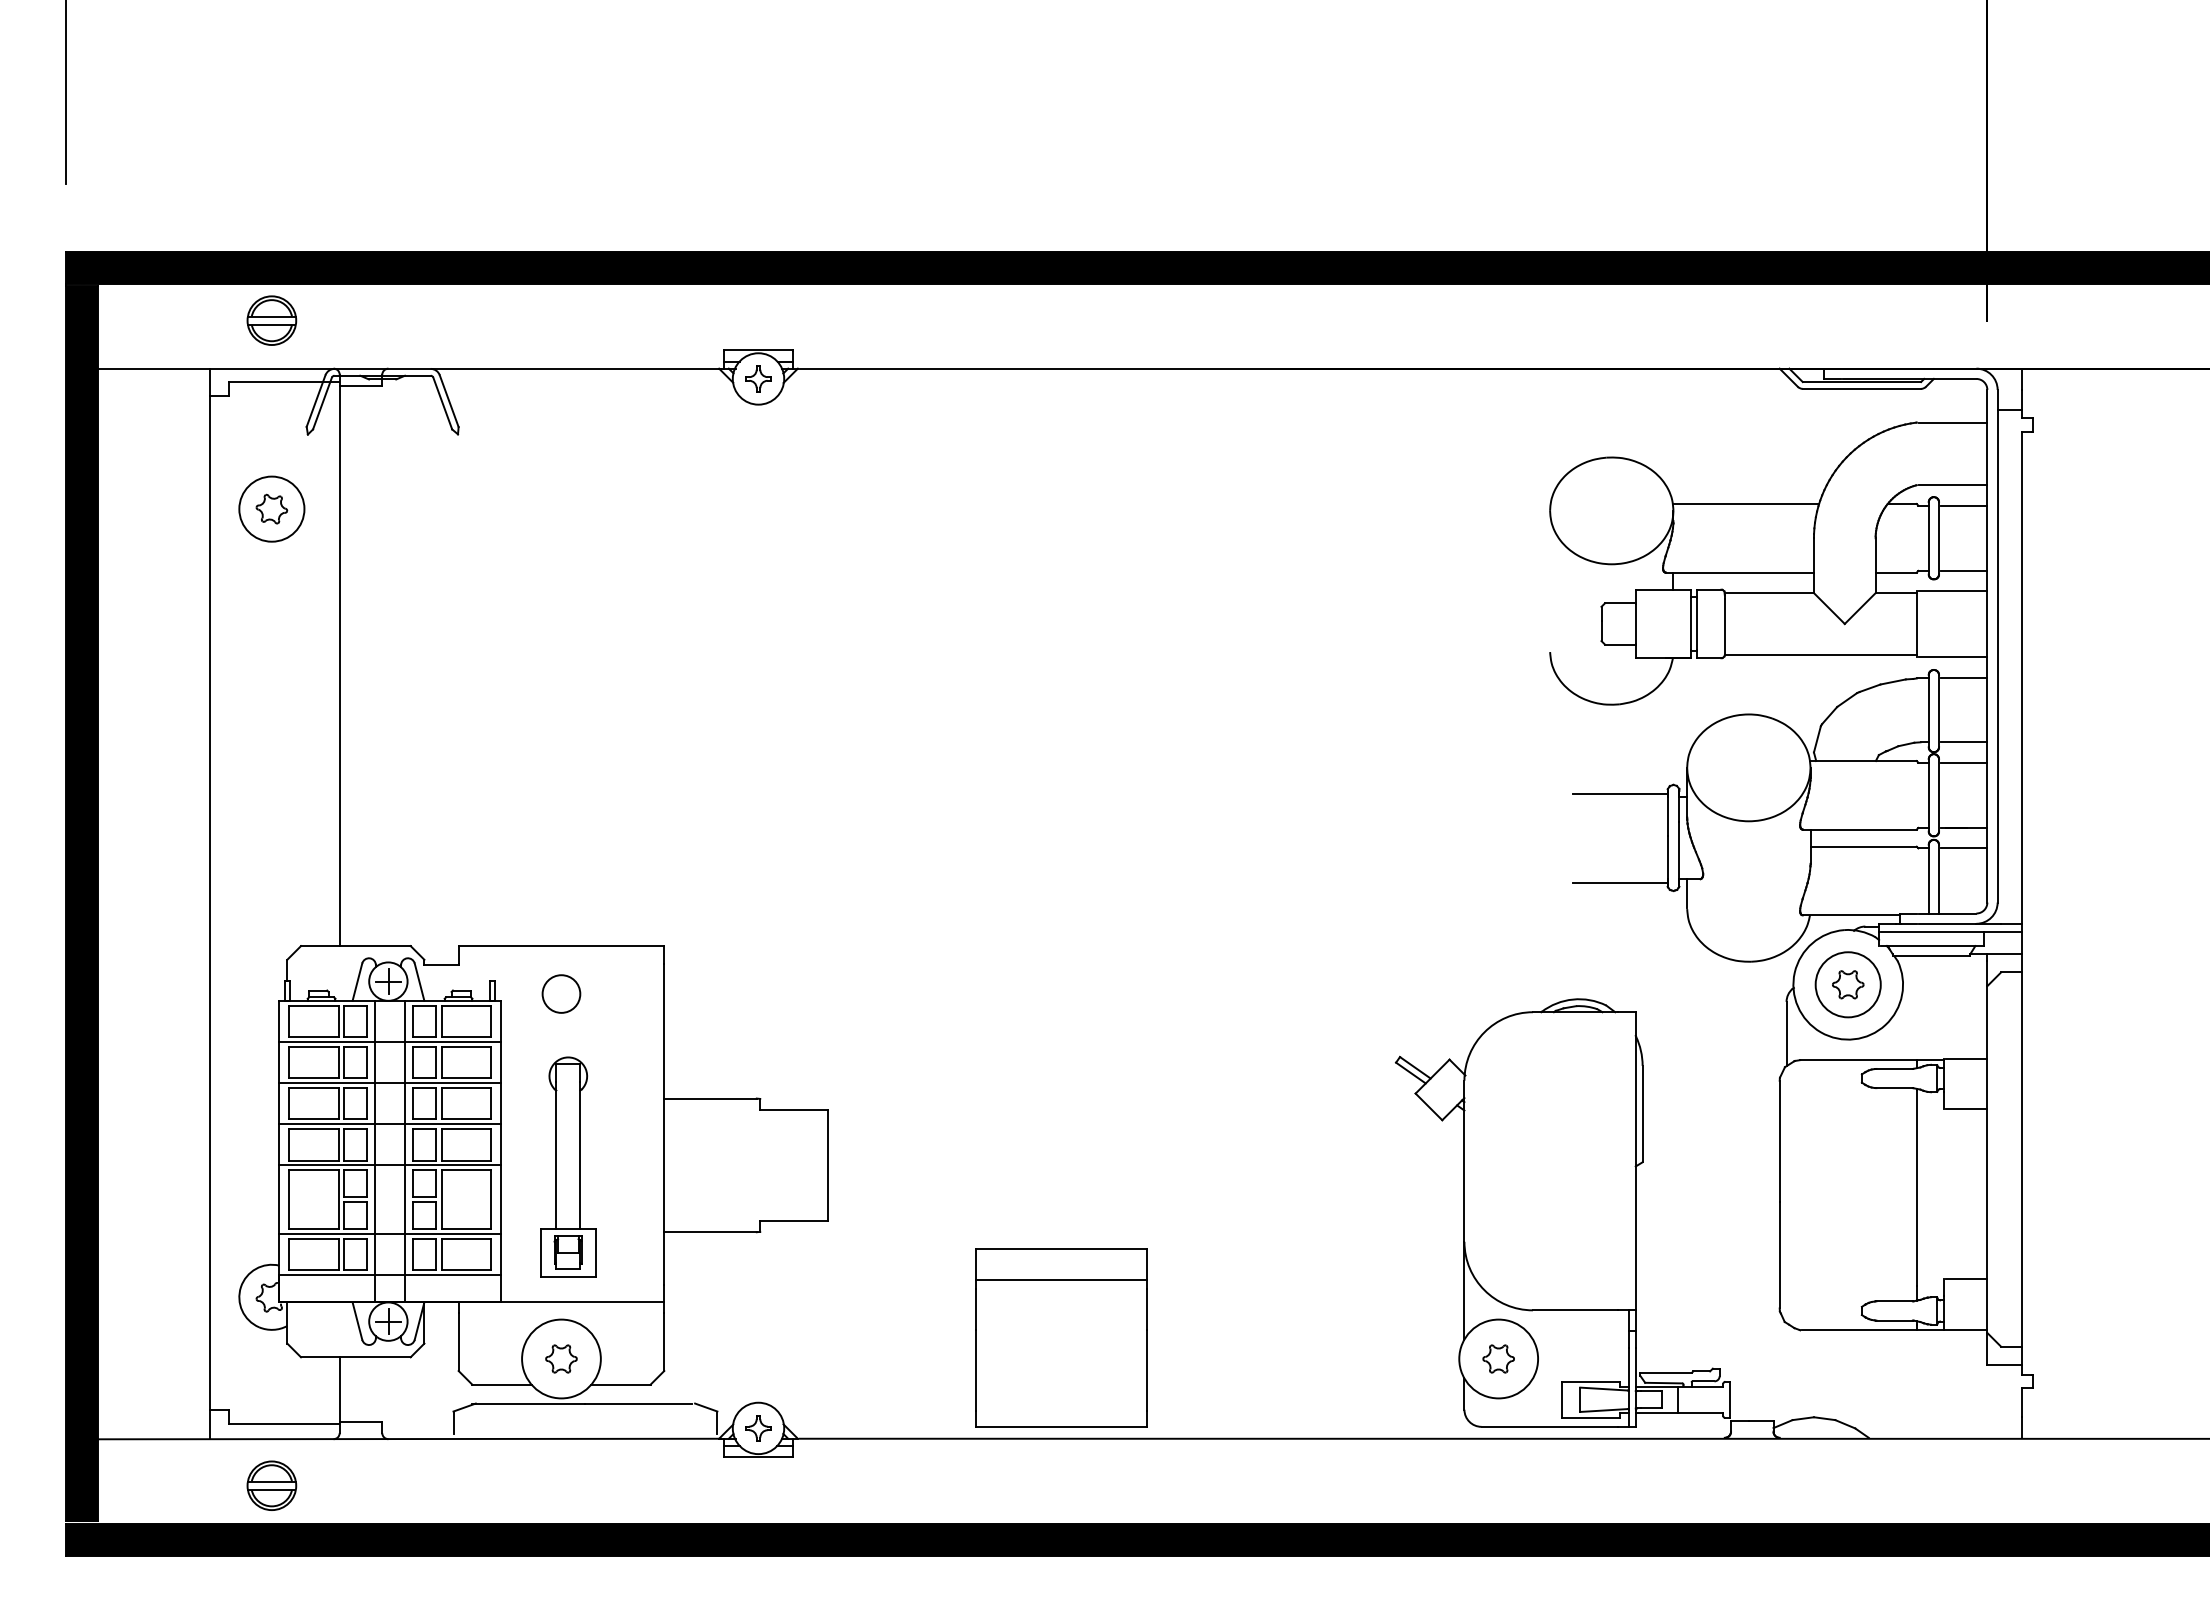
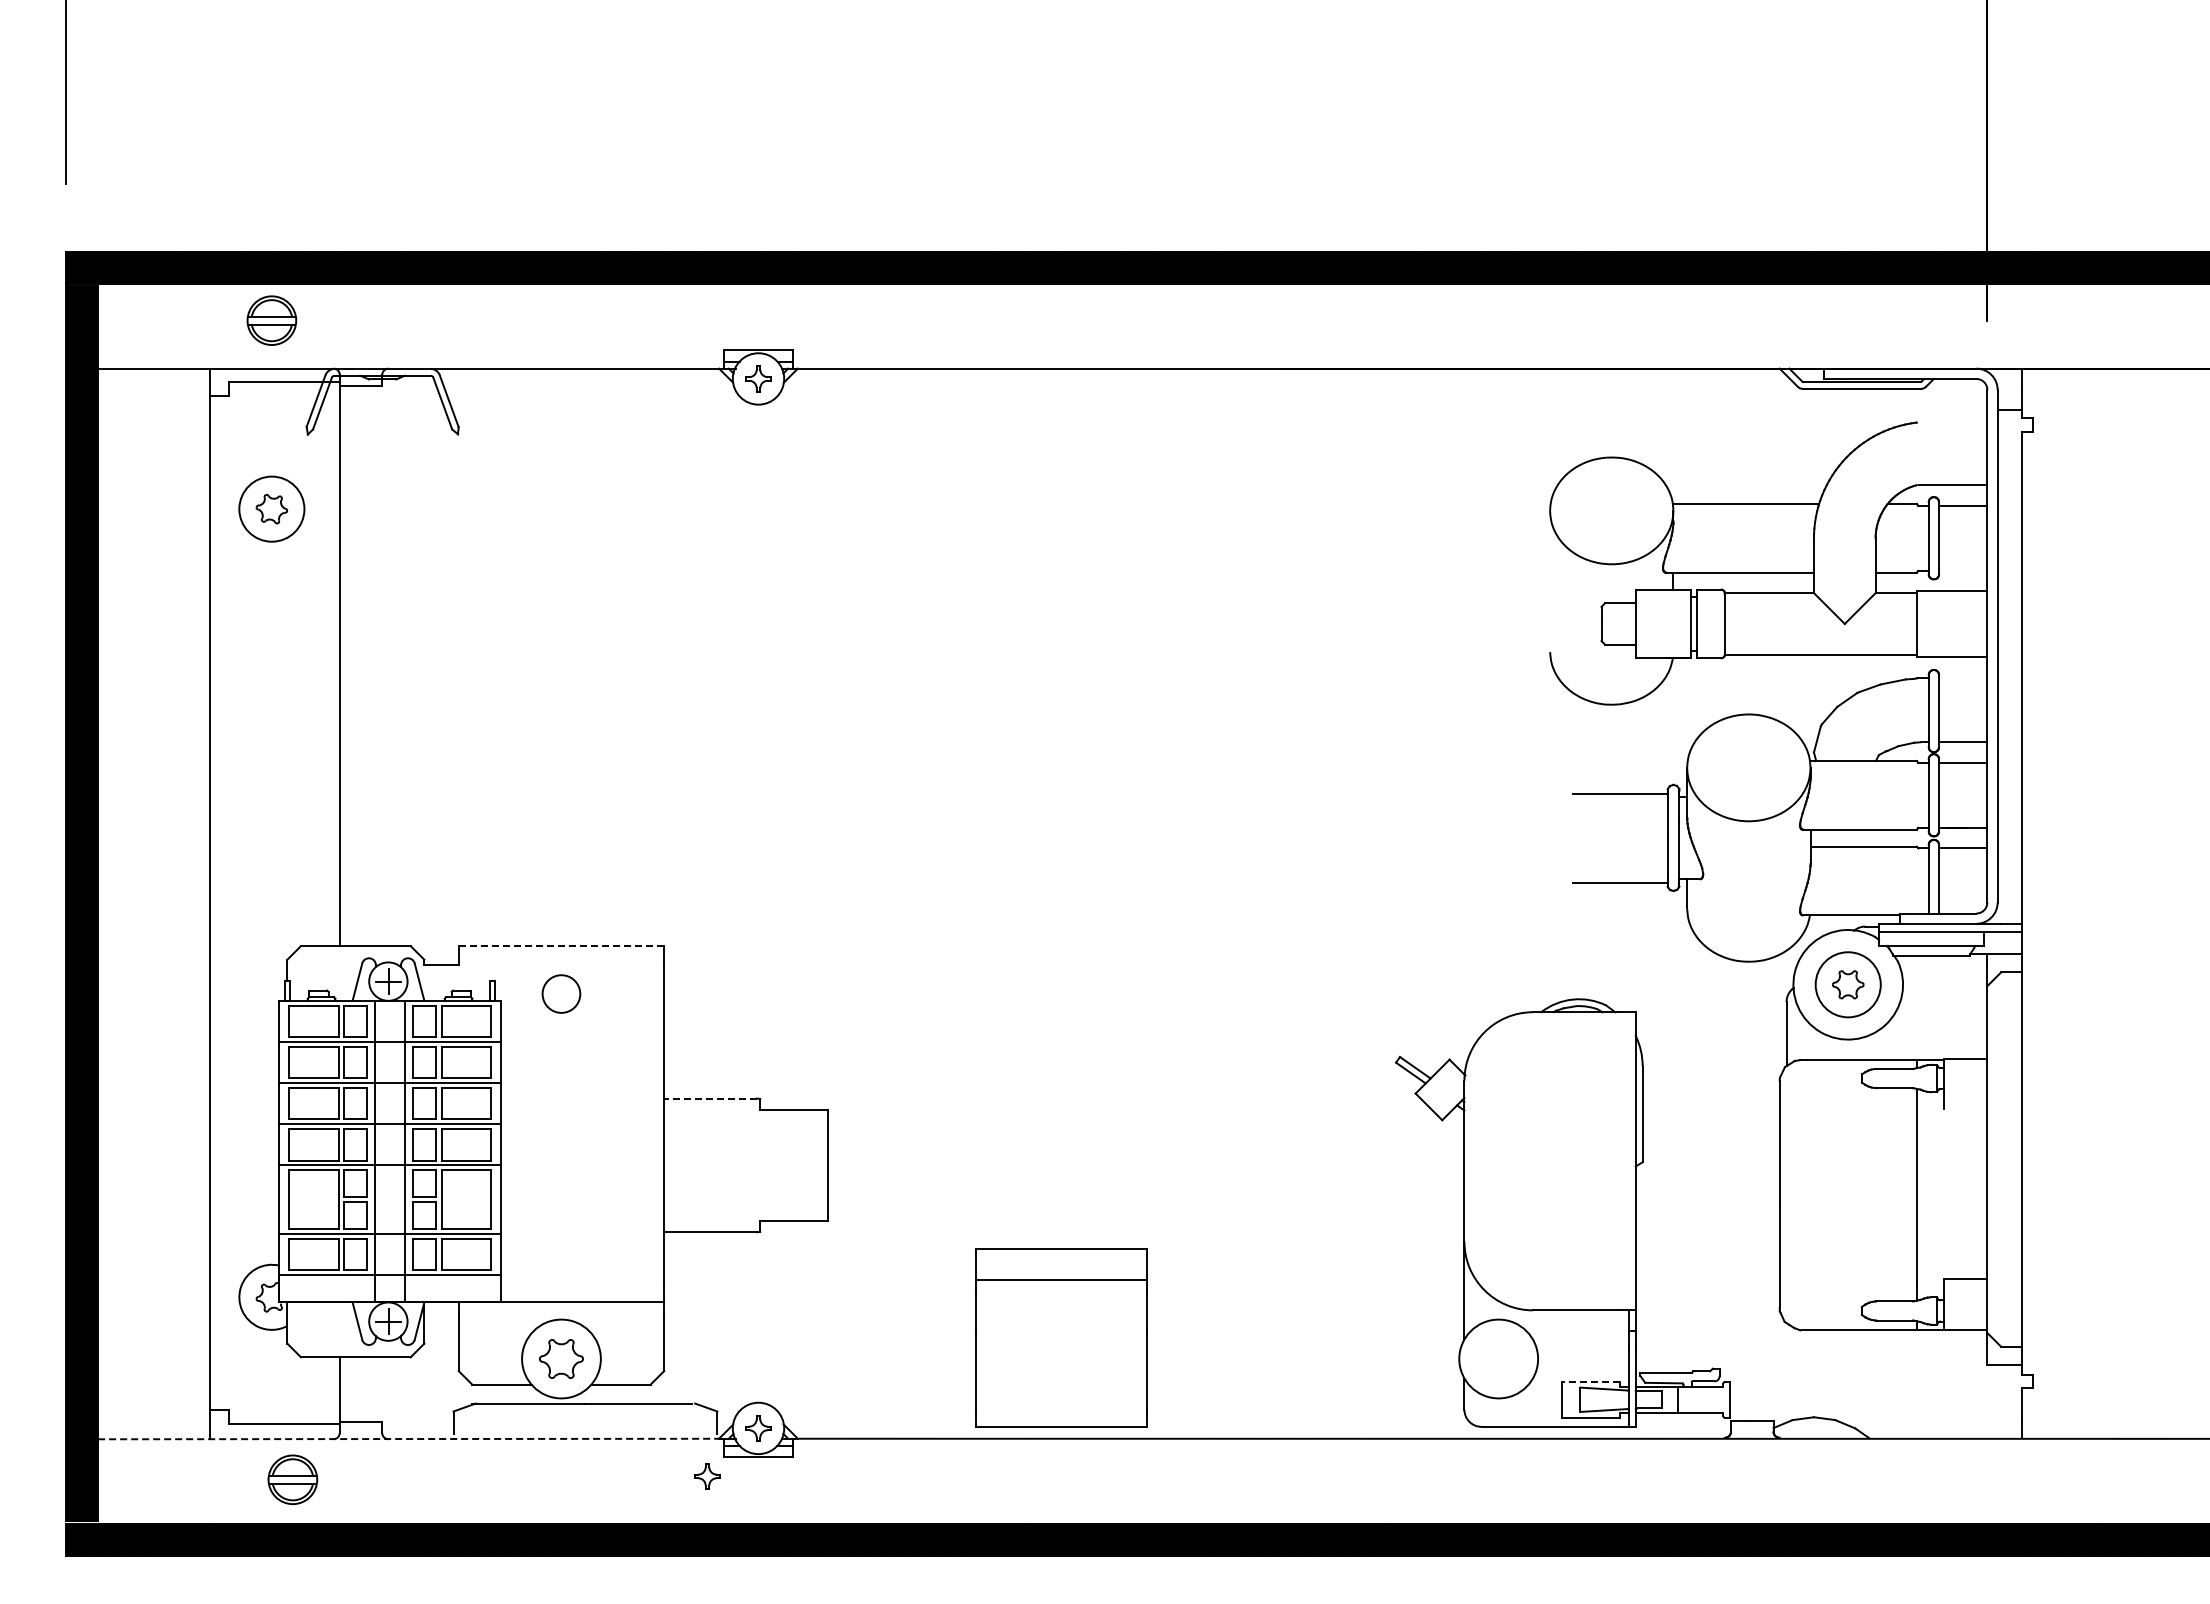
line: present -> none (1952, 422)
line: present -> none (1964, 570)
line: present -> none (1964, 678)
line: solid -> dashed (561, 946)
line: solid -> dashed (710, 1098)
line: present -> none (1966, 1109)
part: present -> none (568, 1166)
part size: 33x30 px -> 45x40 px (561, 1358)
part: present -> none (1498, 1358)
line: solid -> dashed (1590, 1381)
line: solid -> dashed (409, 1439)
part: none -> present (707, 1476)
part position: (271, 1485) -> (292, 1479) (292, 1479)
